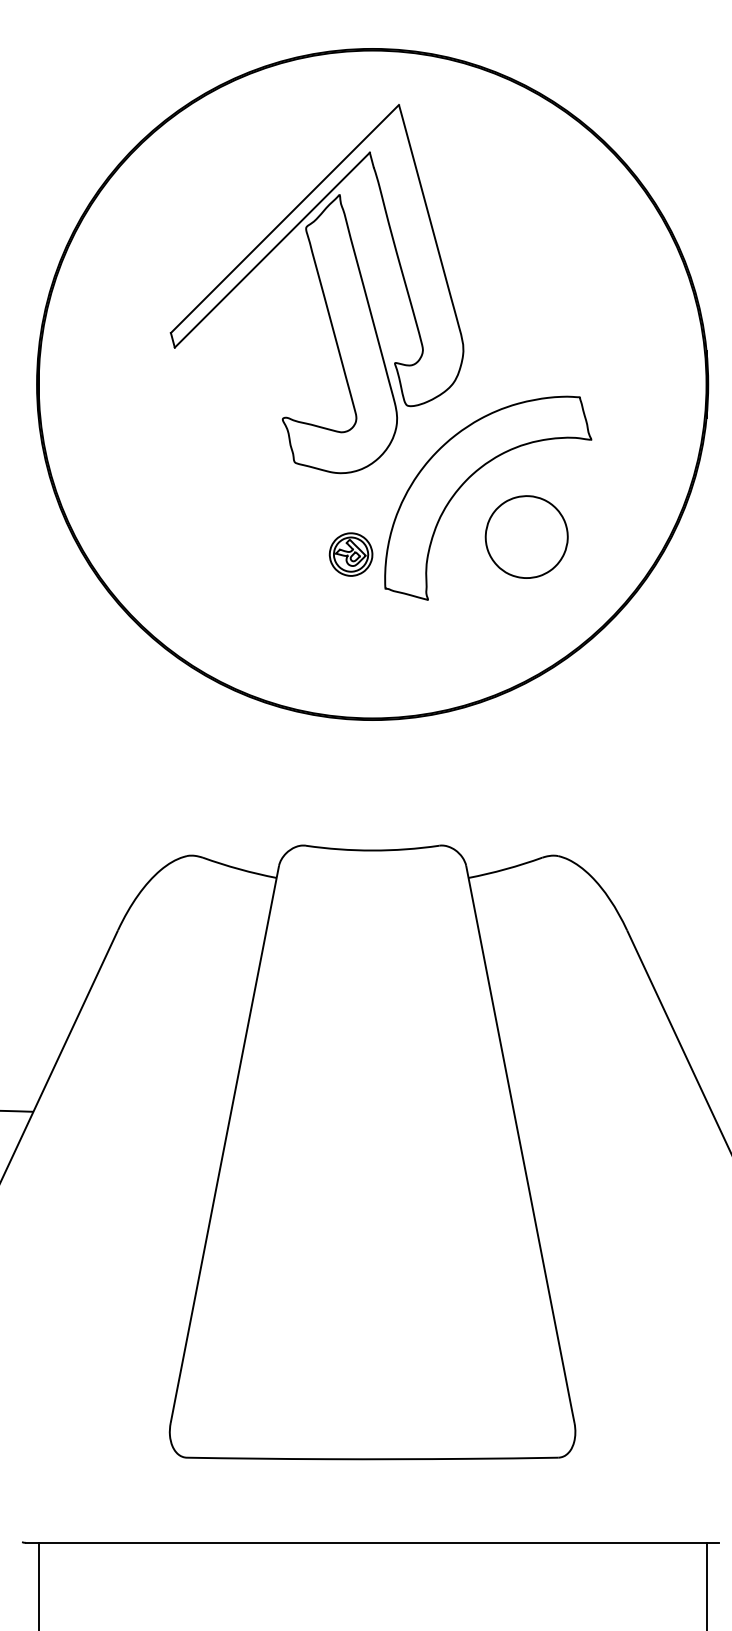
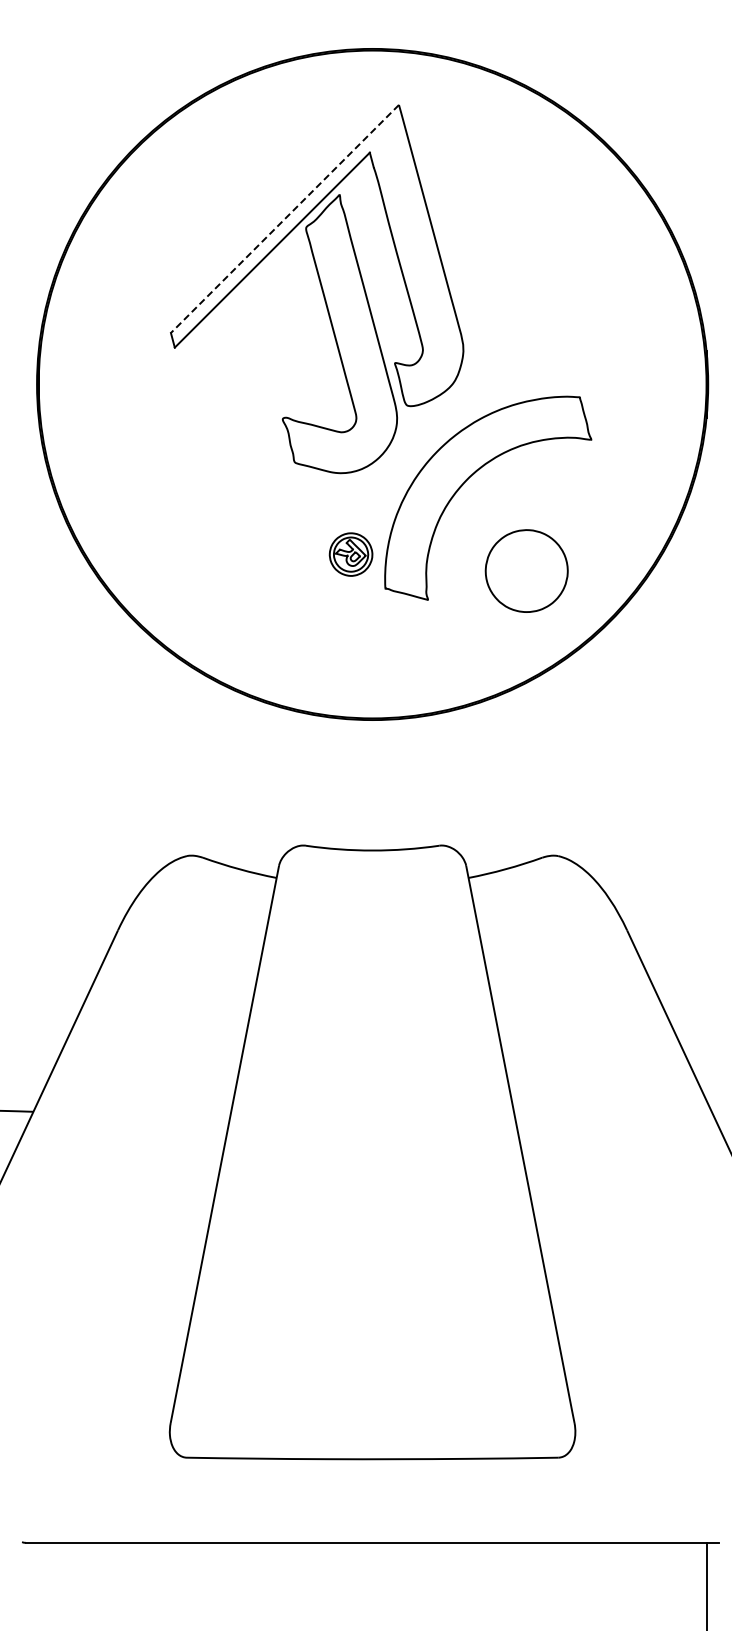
line: solid -> dashed (284, 219)
part position: (526, 536) -> (526, 570) (526, 570)
line: present -> none (38, 1584)
